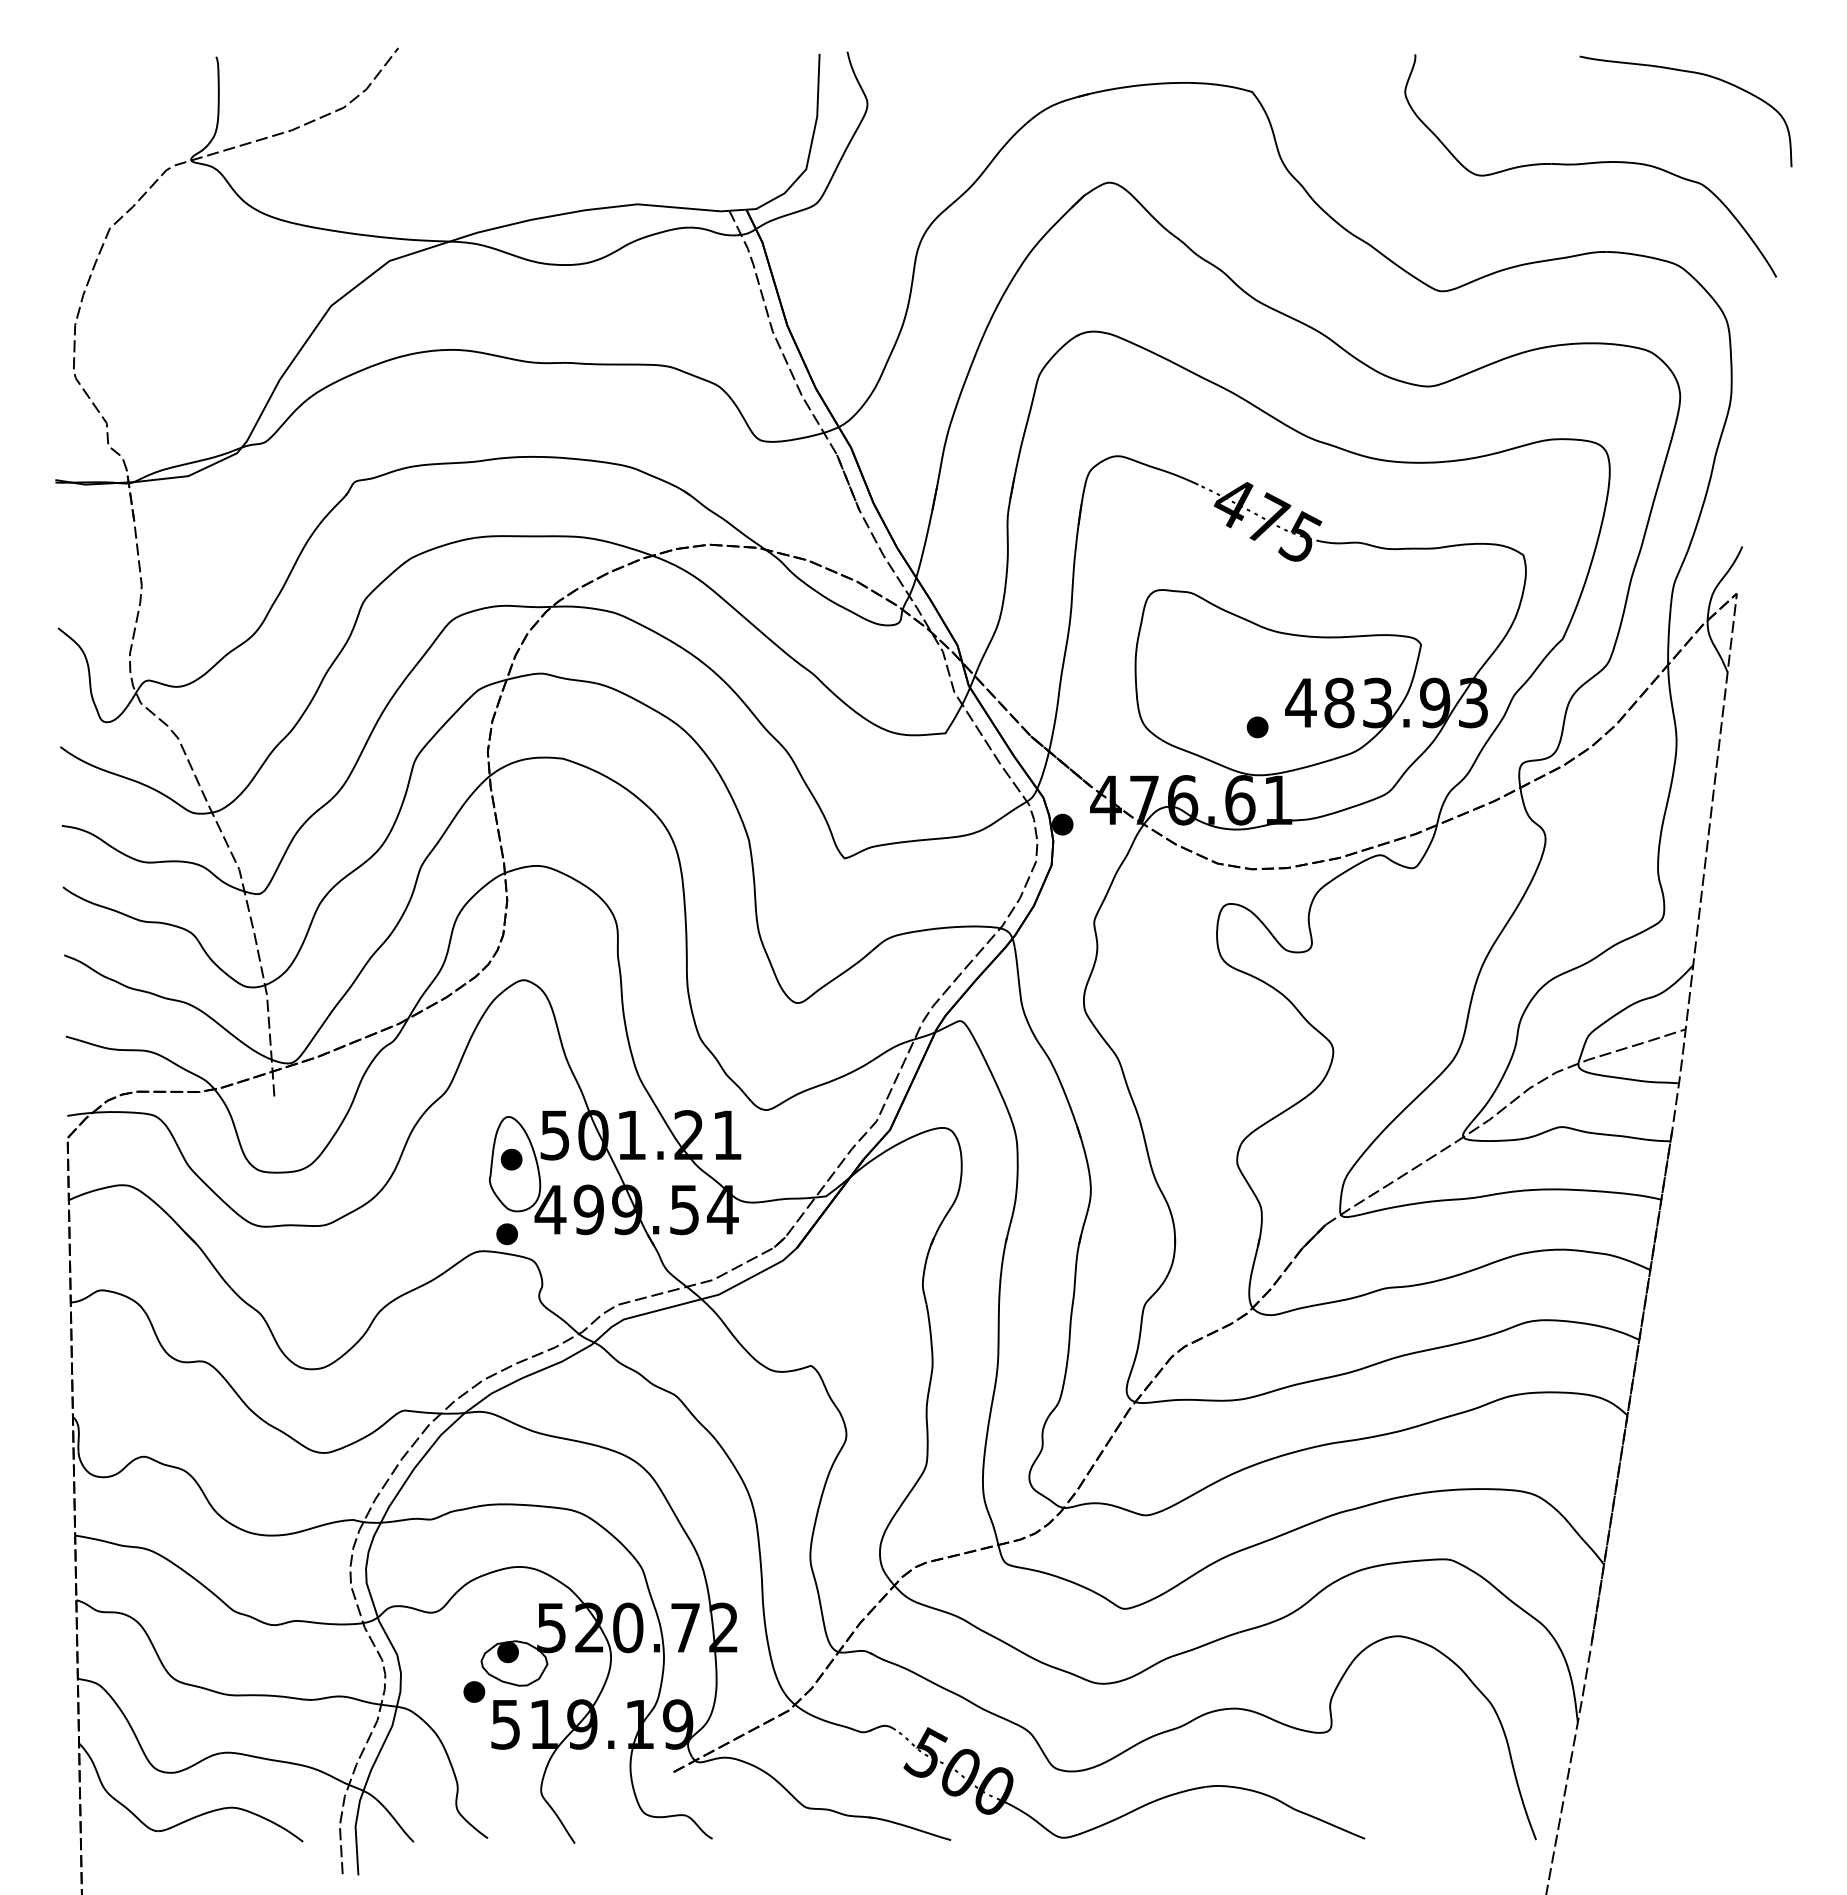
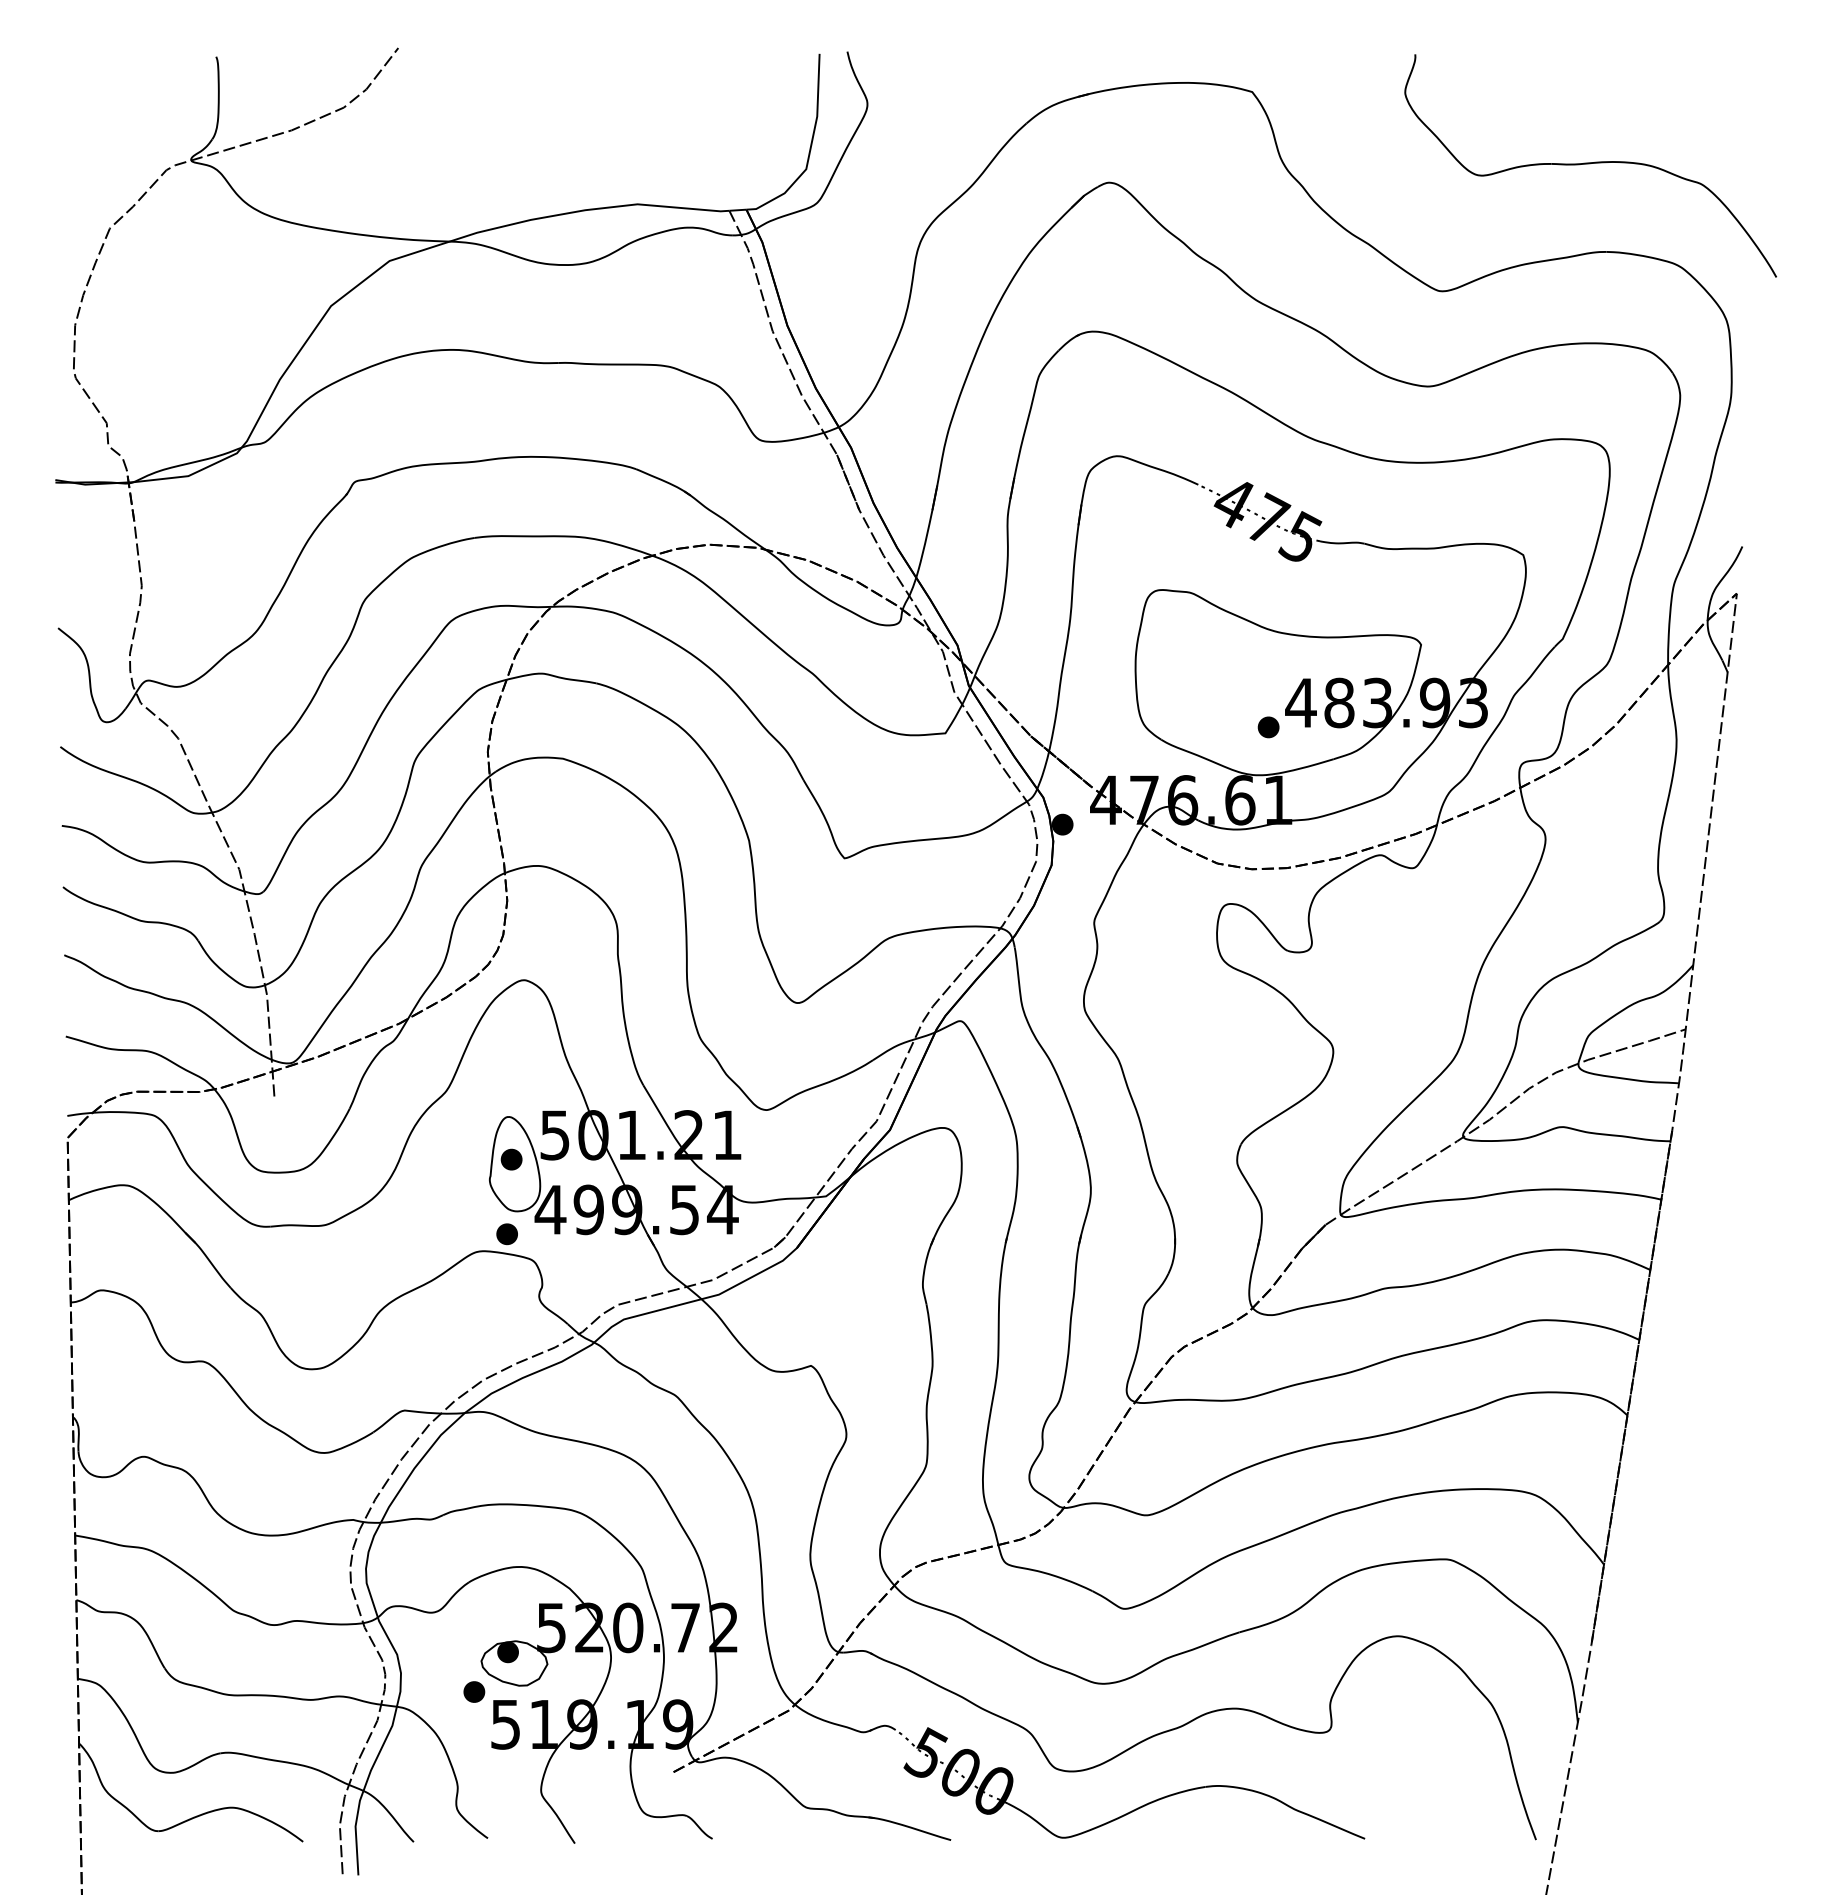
curve: present -> none (1692, 73)
part position: (1257, 727) -> (1268, 727) (1268, 727)
